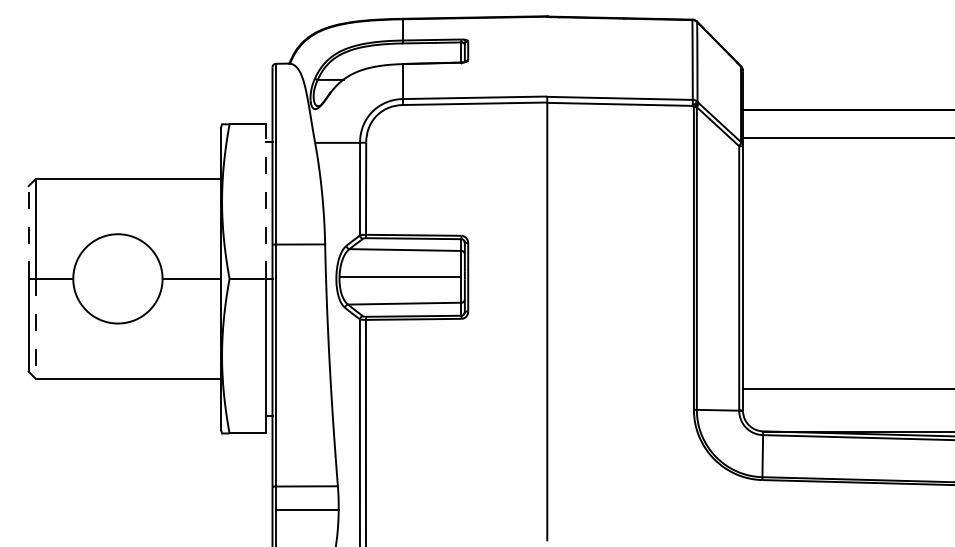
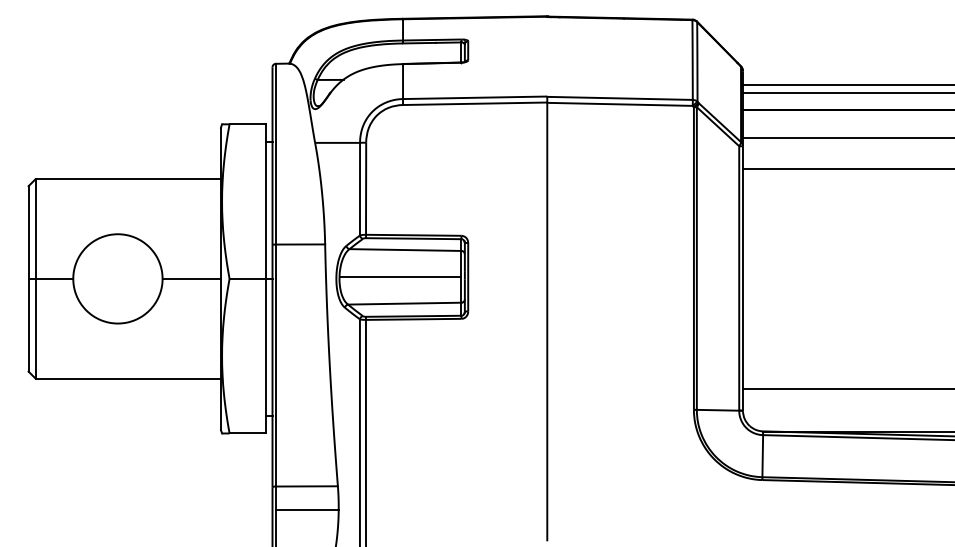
line: none -> present (846, 85)
line: none -> present (846, 93)
line: none -> present (846, 169)
line: dashed -> solid (265, 201)
line: dashed -> solid (28, 232)
line: dashed -> solid (35, 328)
